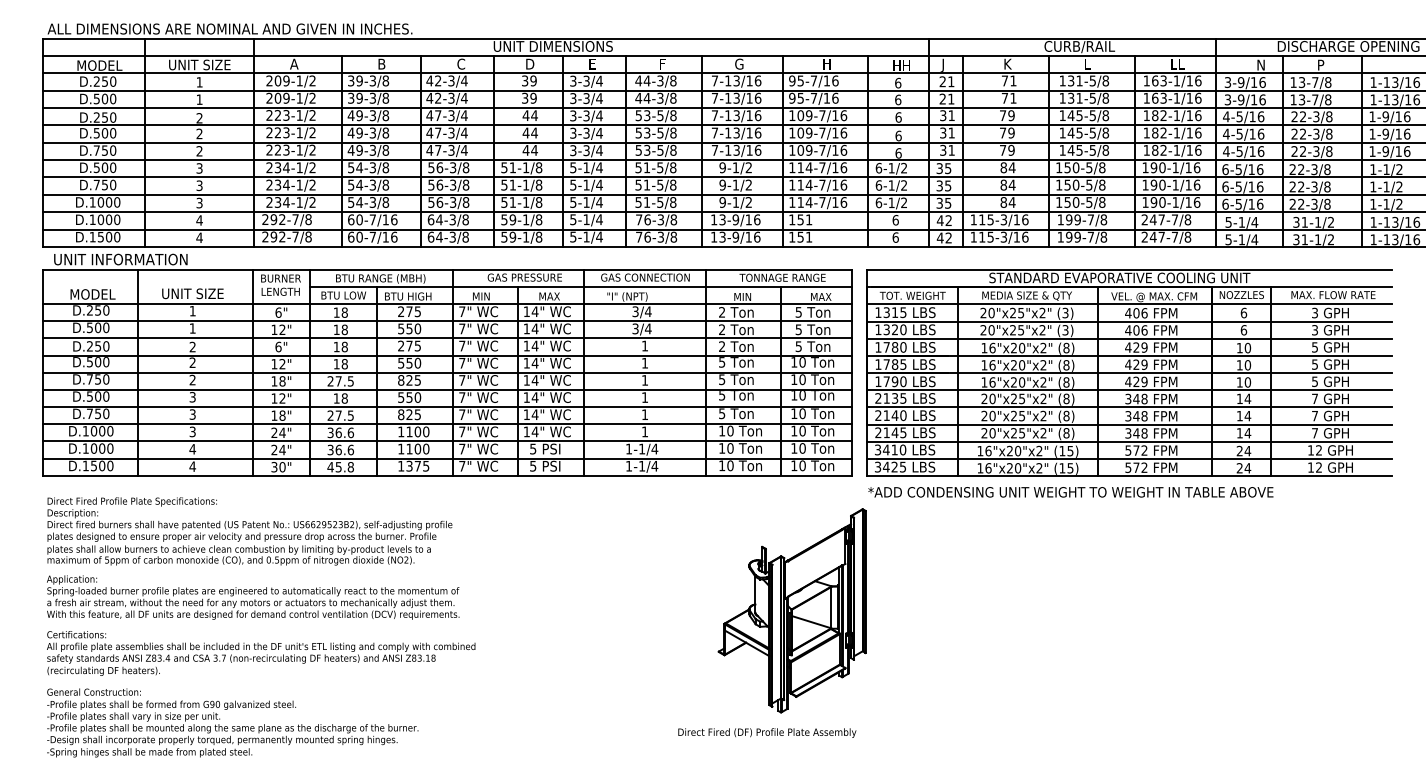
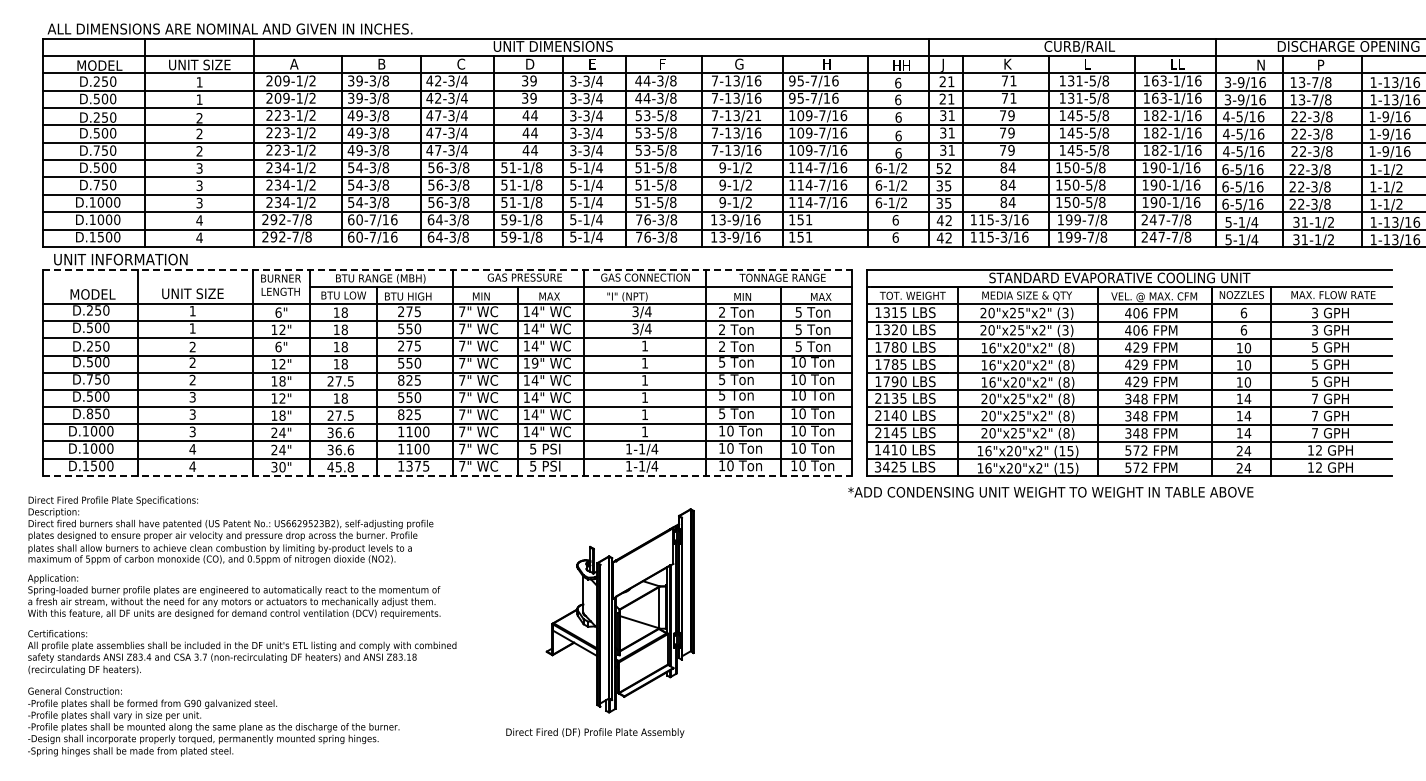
text: 7-13/16 -> 7-13/21 (753, 115)
text: 35 -> 52 (944, 168)
line: solid -> dashed (447, 269)
text: 14" -> 19" (534, 362)
text: D.750 -> D.850 (89, 413)
text: 3410 -> 1410 (878, 449)
line: solid -> dashed (447, 475)
text position: (1070, 492) -> (1050, 492) (1050, 492)
part position: (772, 622) -> (600, 622) (600, 622)
text position: (261, 627) -> (242, 626) (242, 626)
